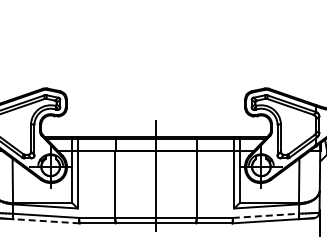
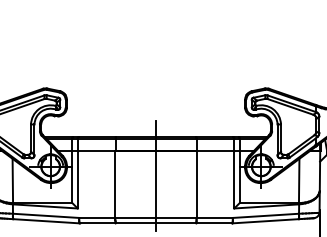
line: dashed -> solid (266, 215)
line: dashed -> solid (45, 221)
